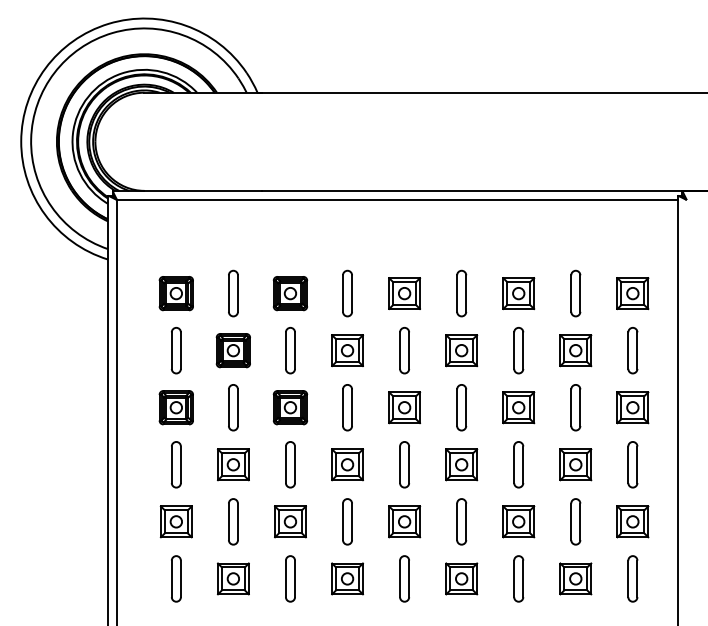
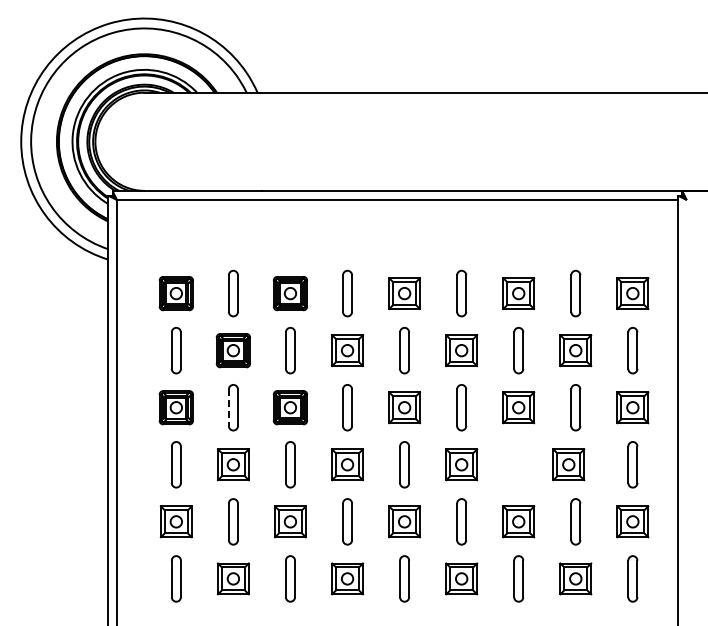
line: solid -> dashed (228, 408)
part: present -> none (518, 464)
part position: (575, 464) -> (568, 464) (568, 464)
